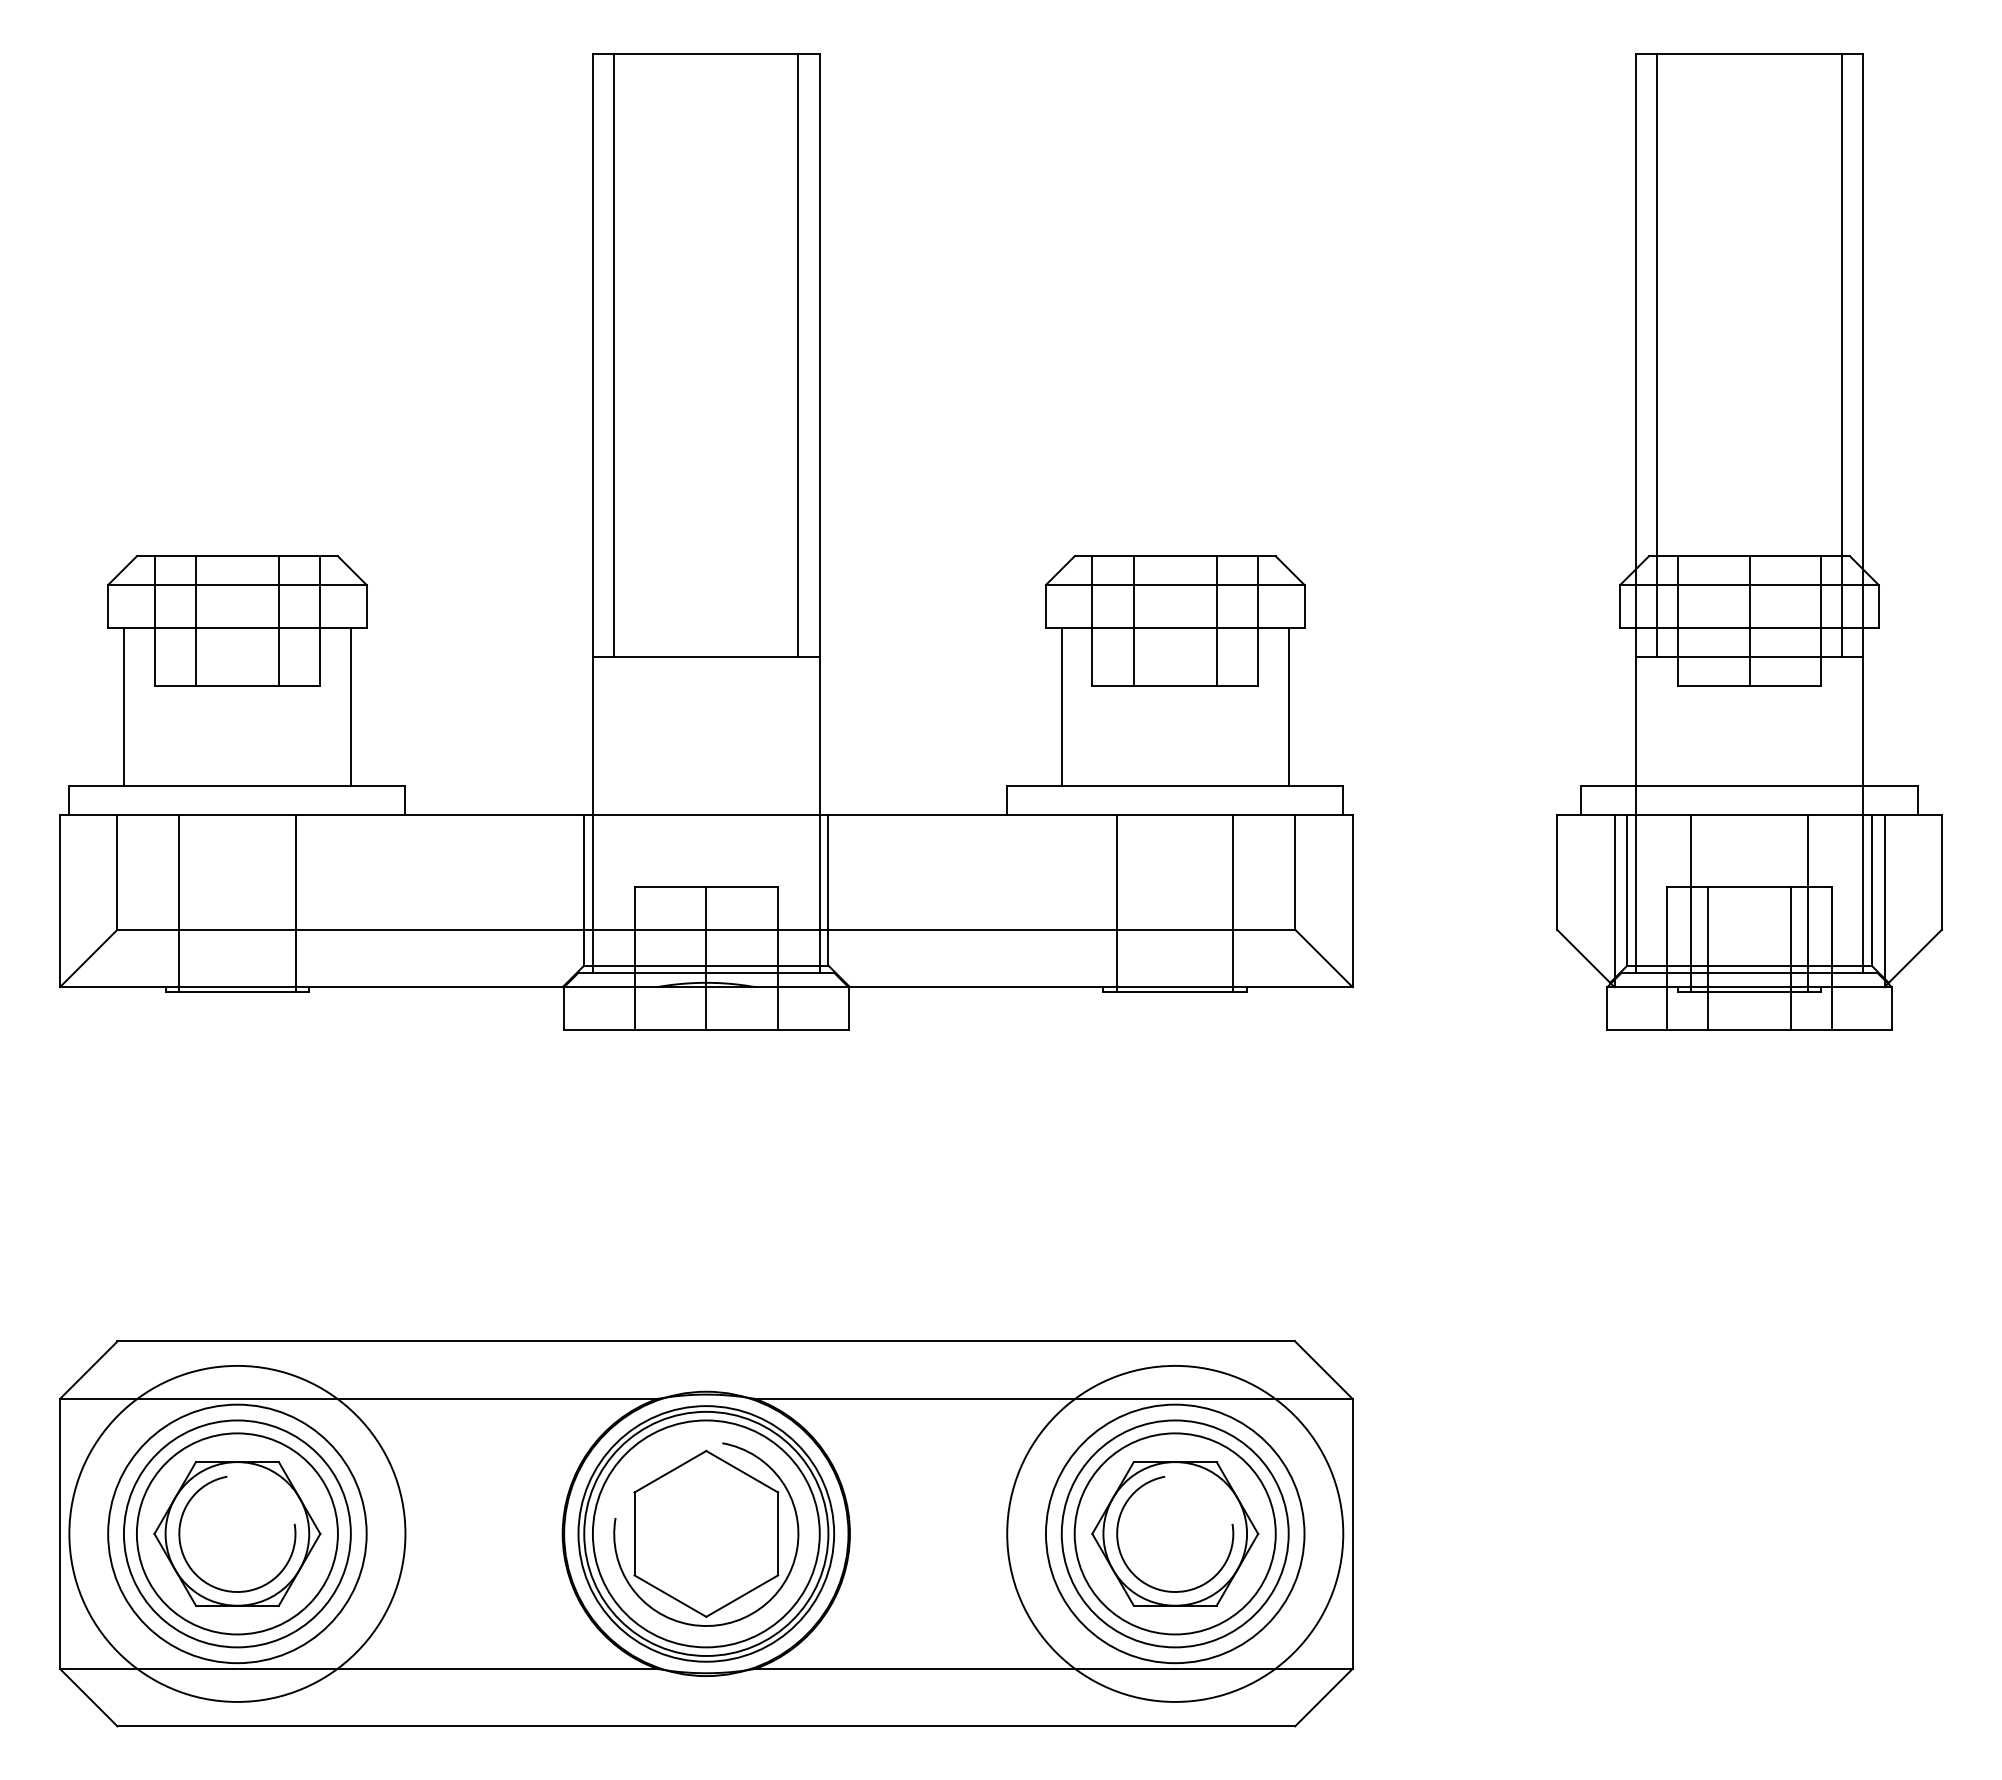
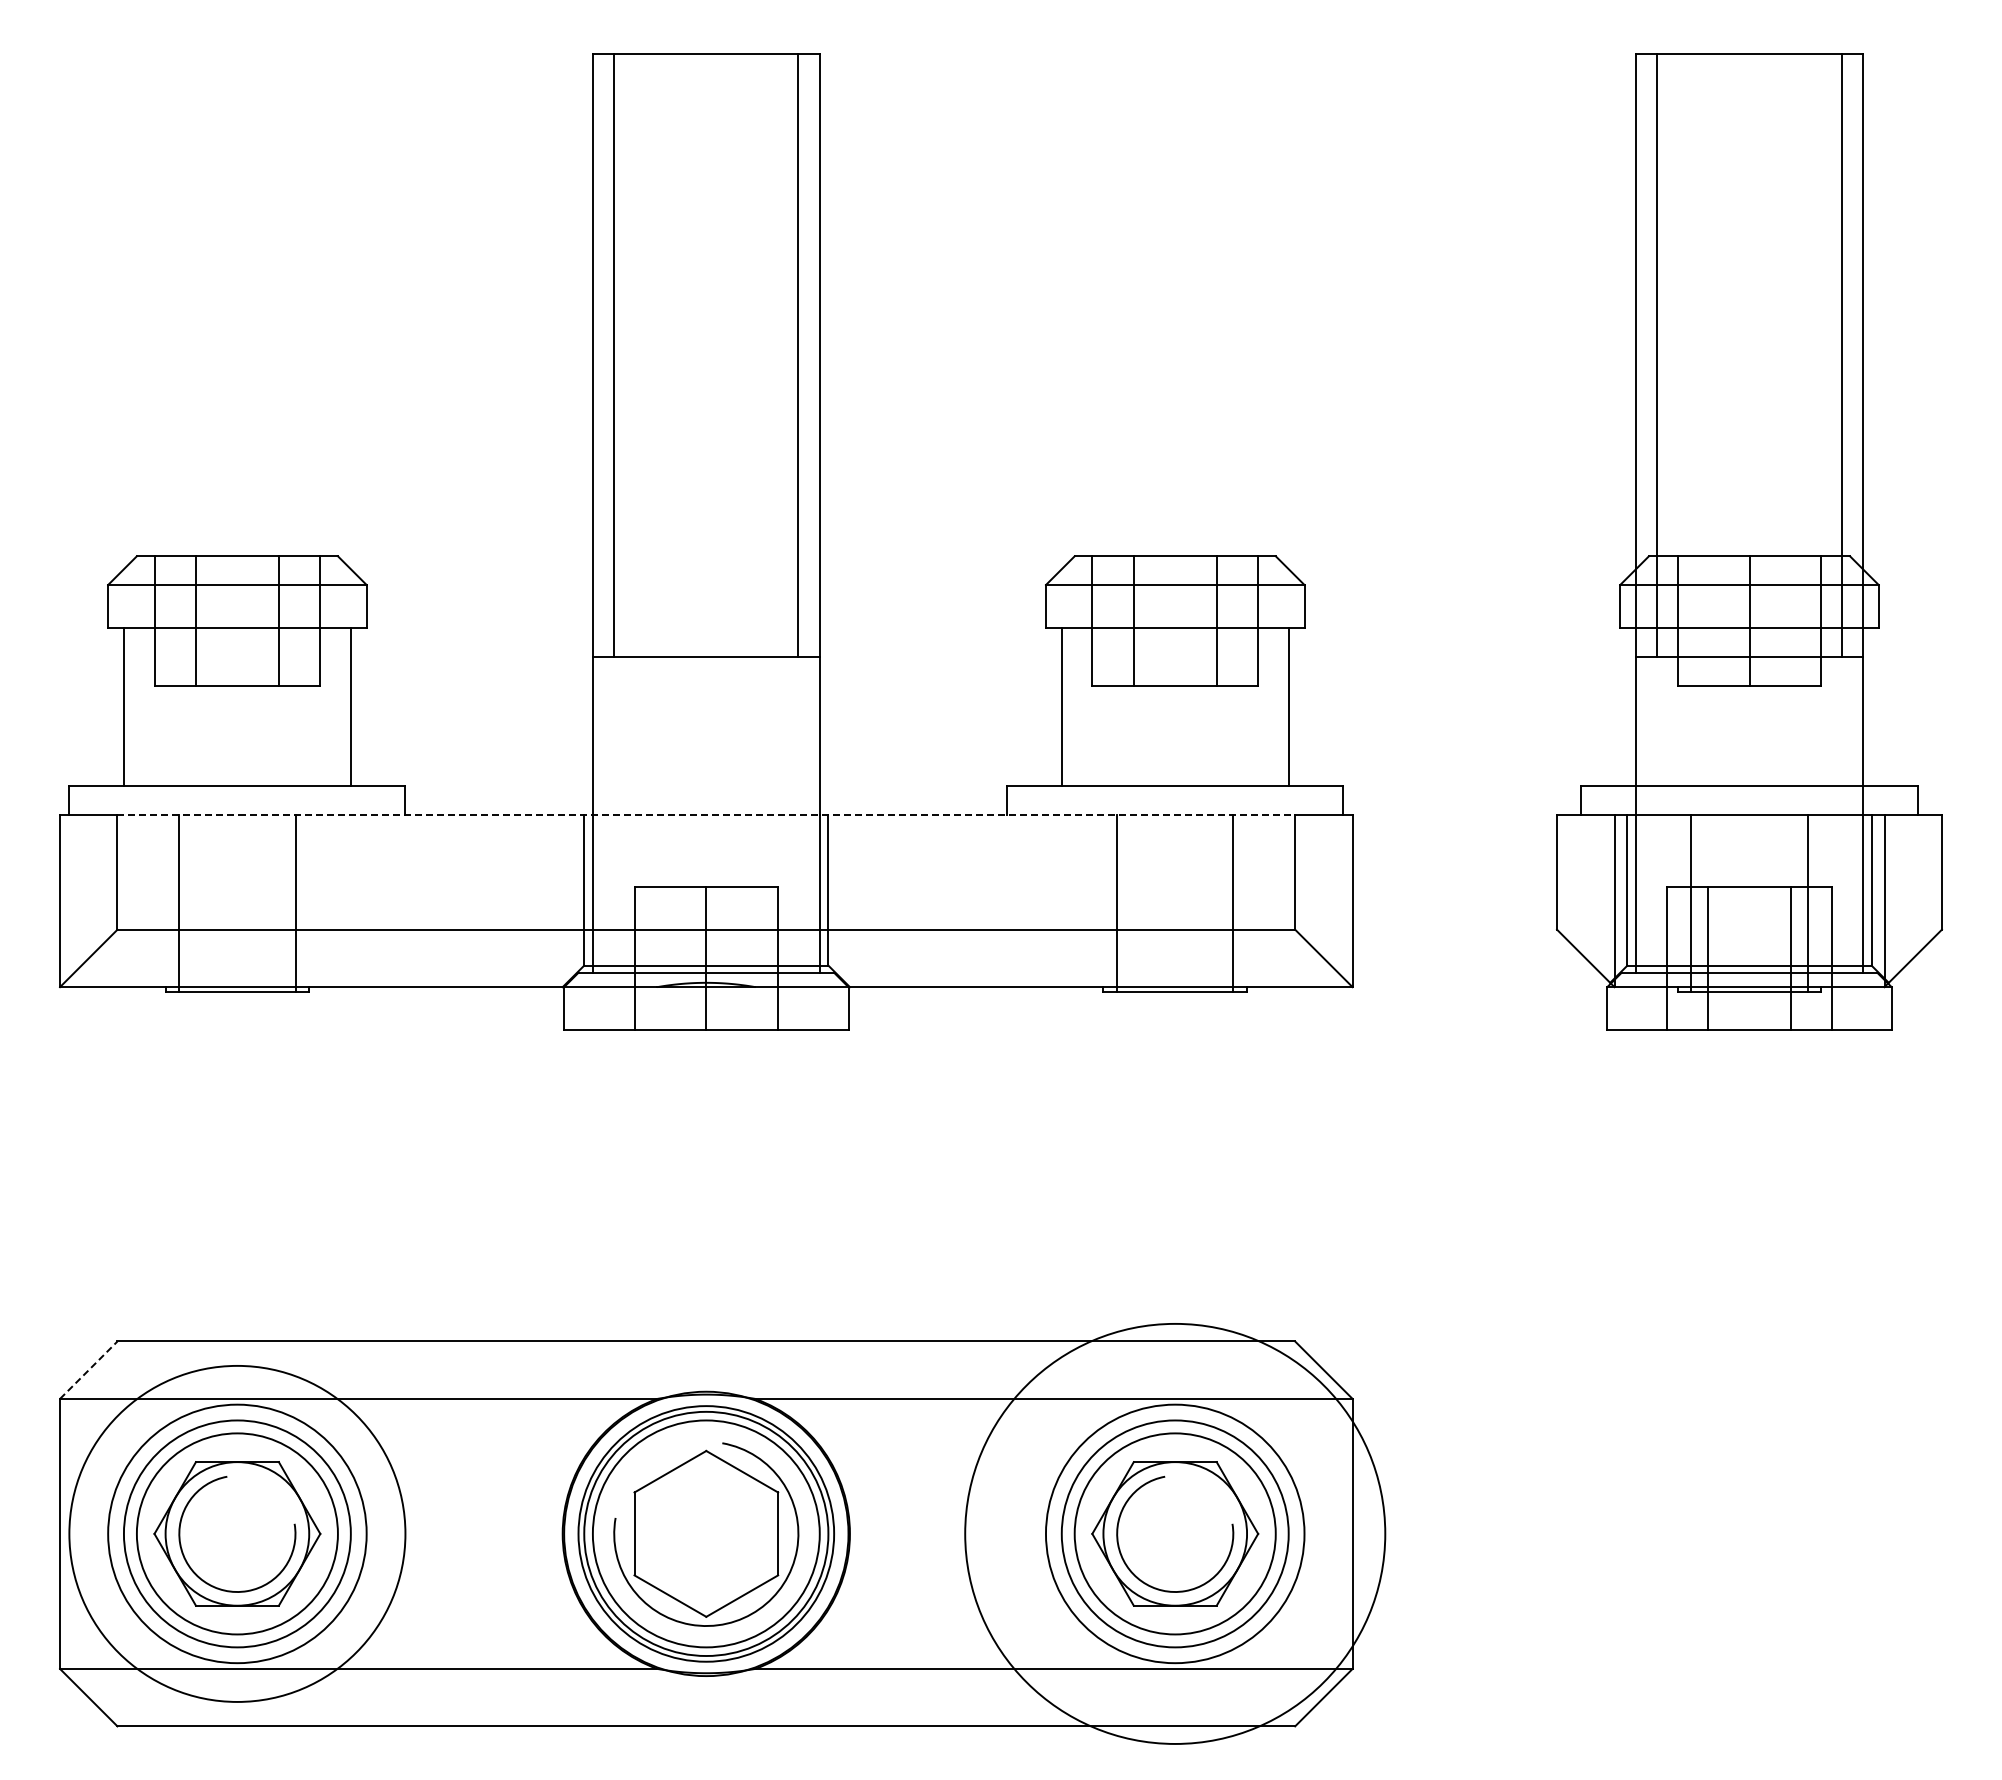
line: solid -> dashed (706, 814)
line: solid -> dashed (88, 1370)
circle diameter: 336 px -> 420 px (1175, 1533)
